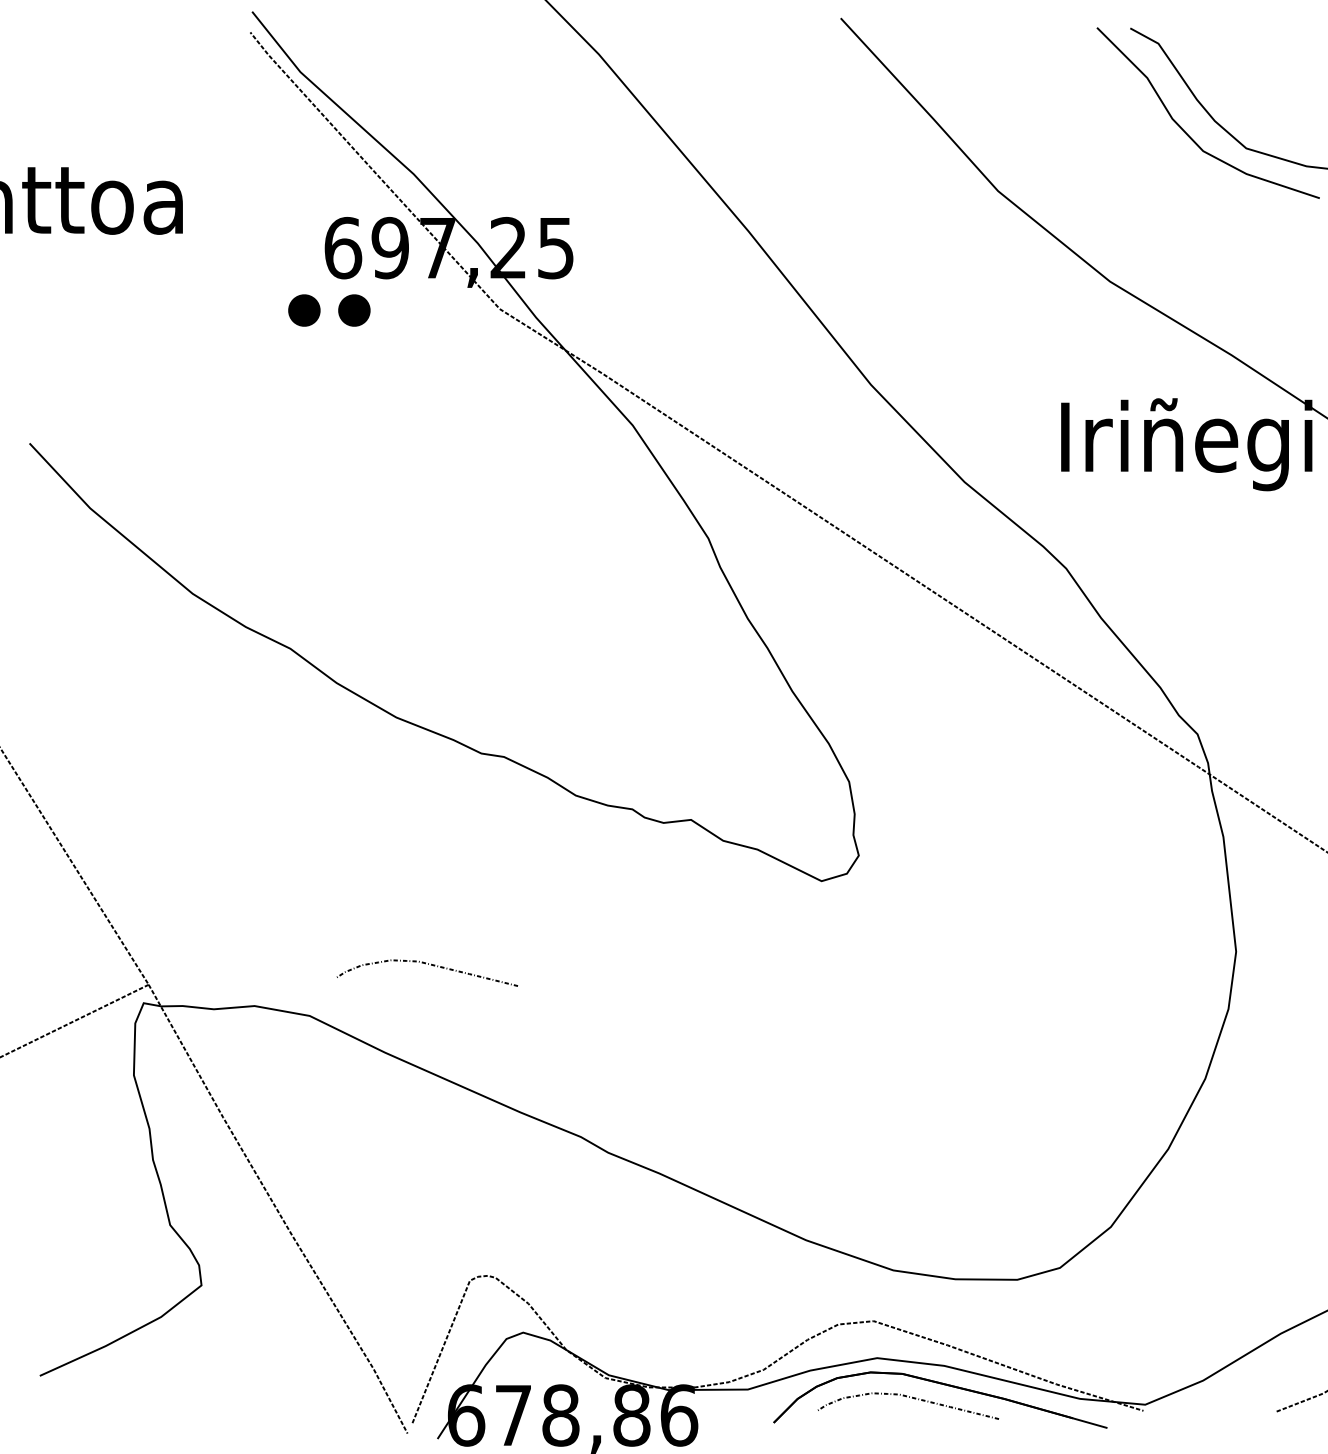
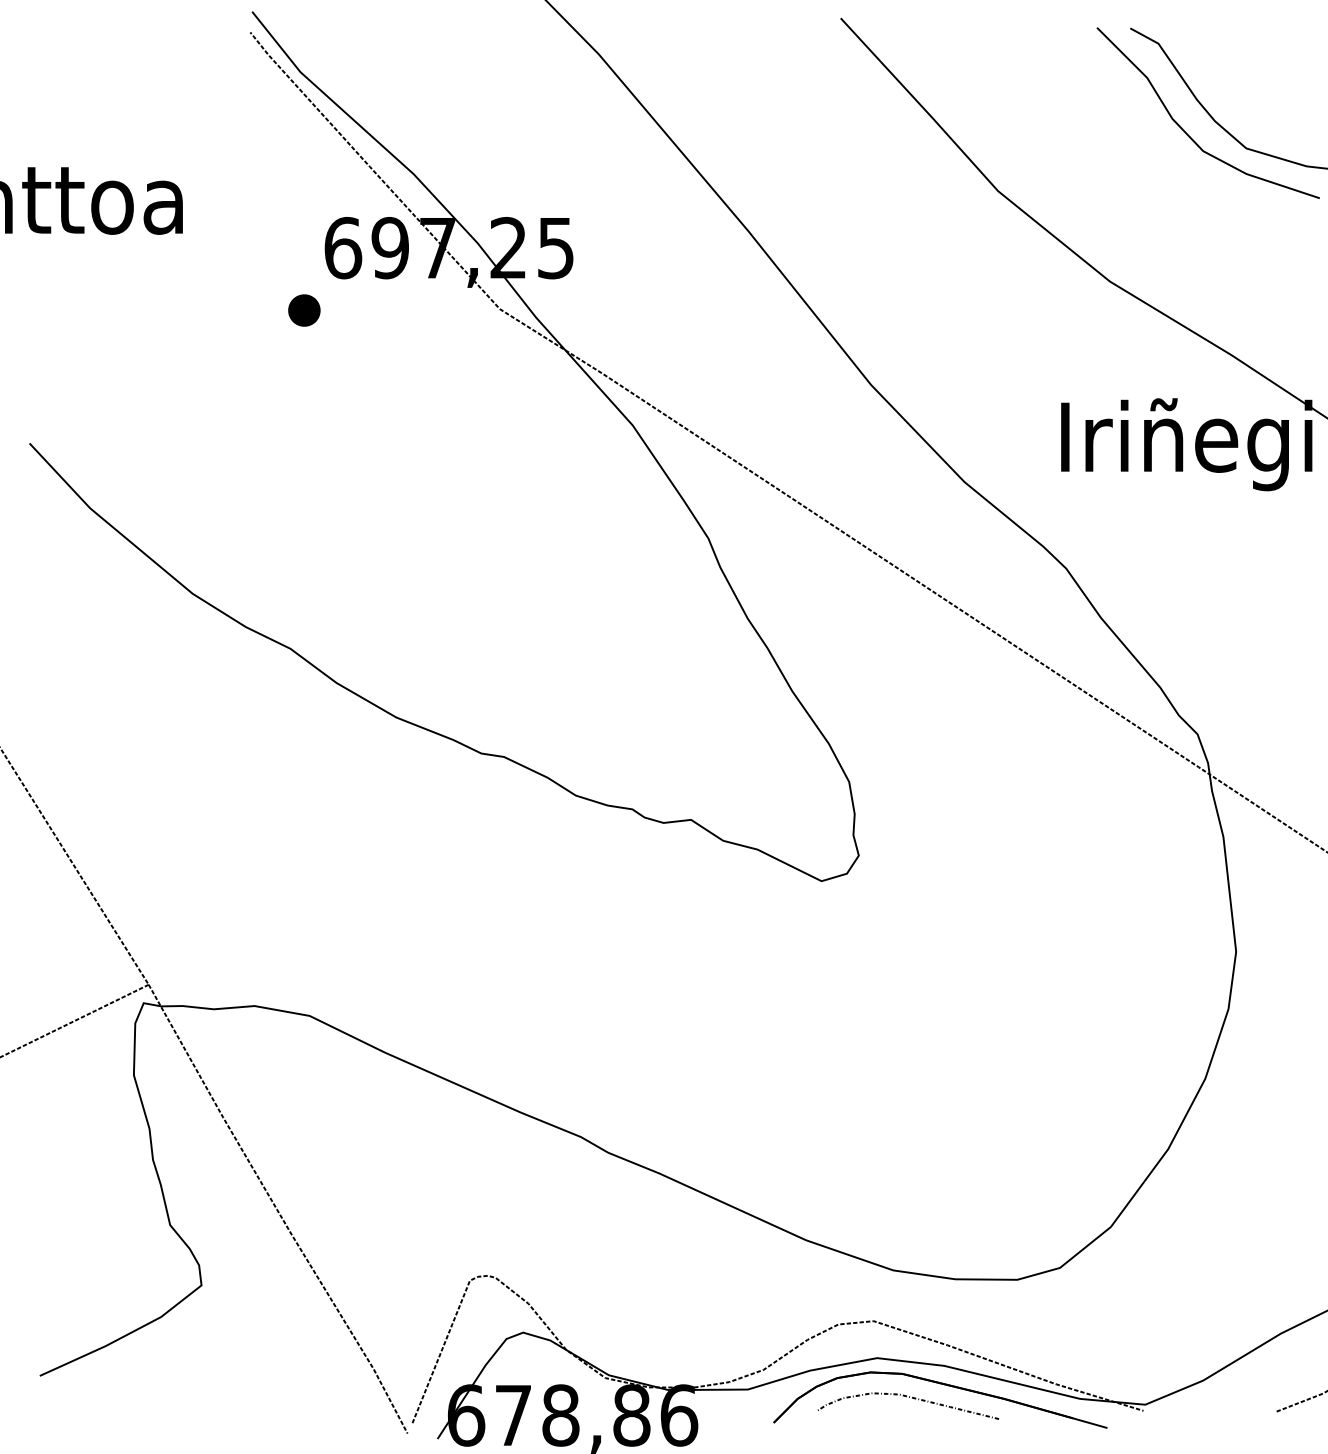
part: present -> none (354, 310)
curve: present -> none (428, 964)
